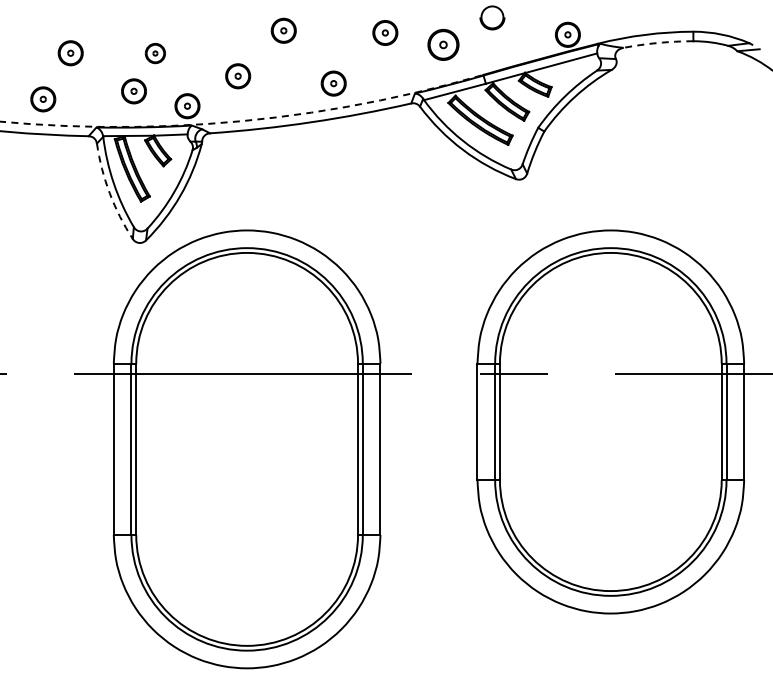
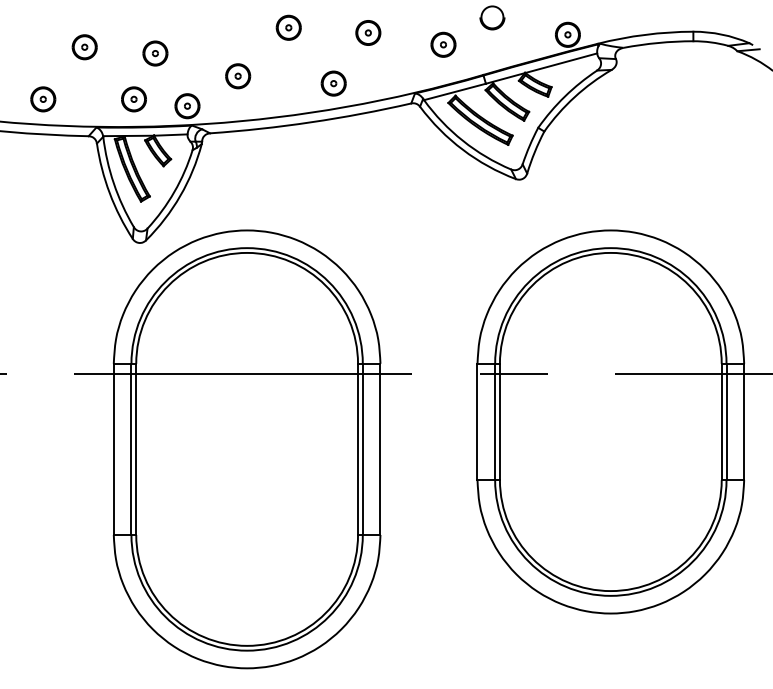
part position: (283, 30) -> (288, 27) (288, 27)
part position: (385, 32) -> (368, 32) (368, 32)
arc: dashed -> solid (658, 42)
part size: 33x33 px -> 27x27 px (443, 44)
part position: (70, 53) -> (84, 47) (84, 47)
part size: 22x22 px -> 27x27 px (155, 53)
part position: (133, 91) -> (133, 99) (133, 99)
arc: dashed -> solid (243, 120)
arc: dashed -> solid (109, 193)
